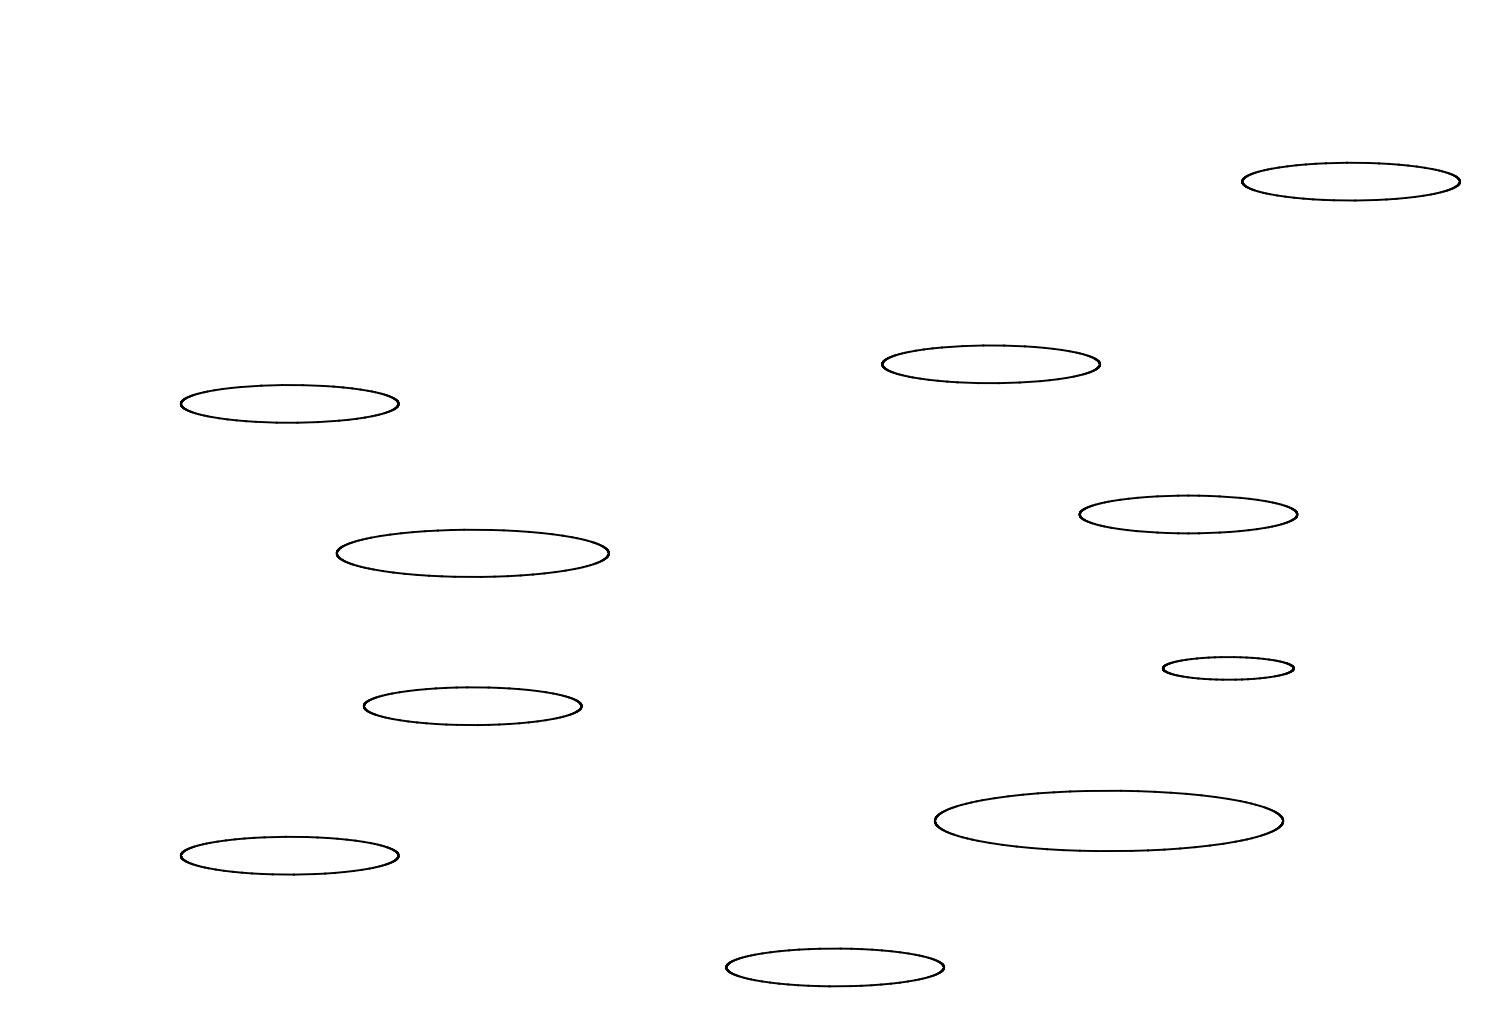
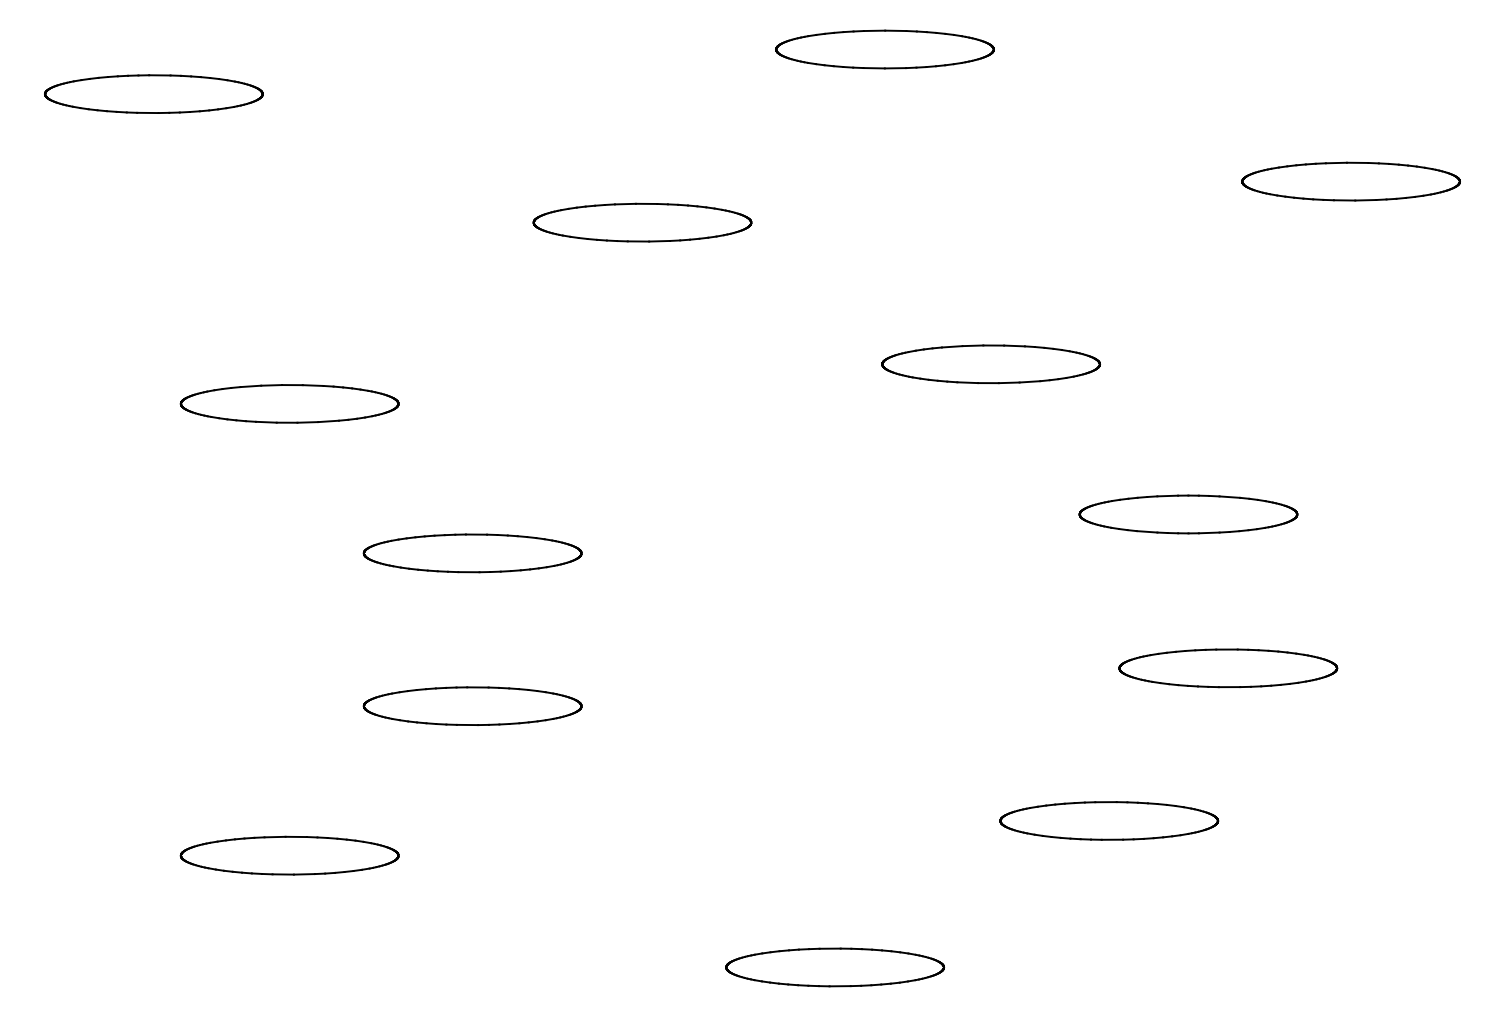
part: none -> present (884, 49)
part: none -> present (153, 93)
part: none -> present (642, 222)
part size: 275x50 px -> 221x41 px (472, 553)
part size: 134x25 px -> 221x41 px (1228, 668)
part size: 352x63 px -> 221x40 px (1109, 820)
